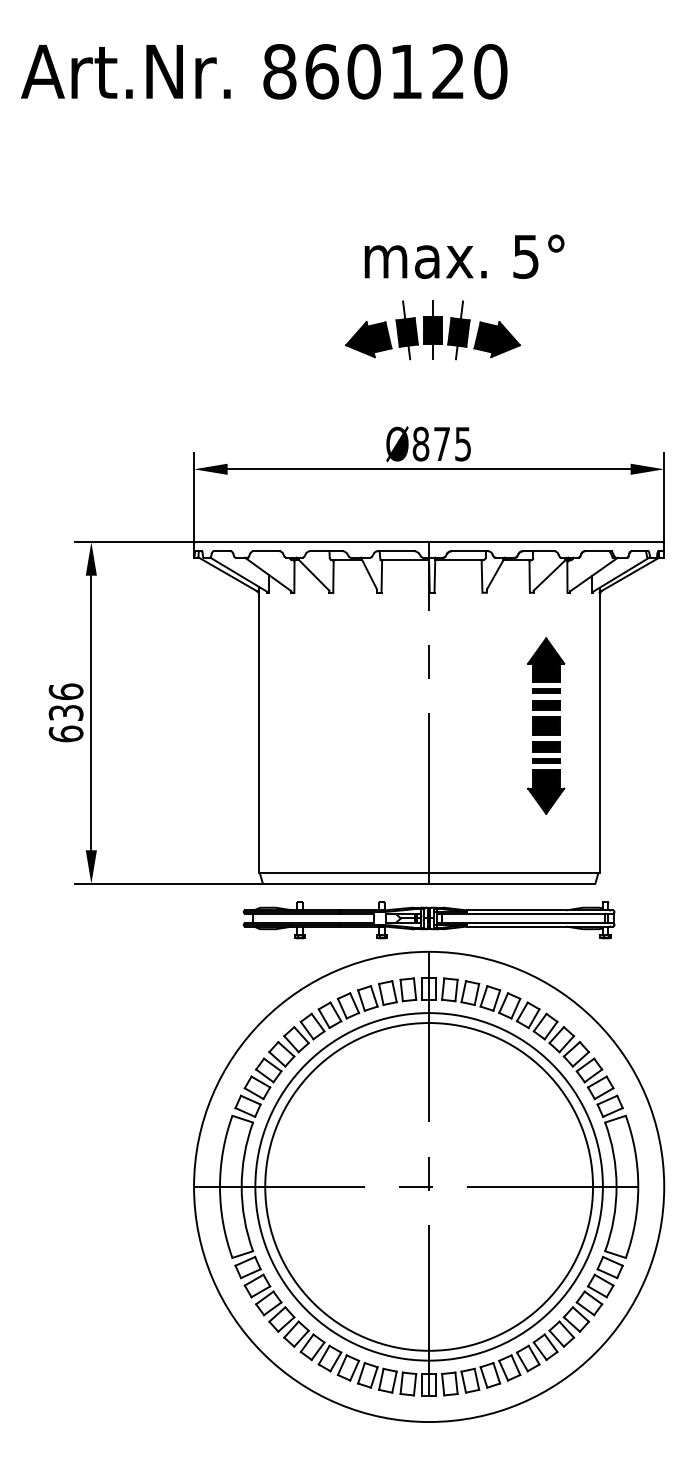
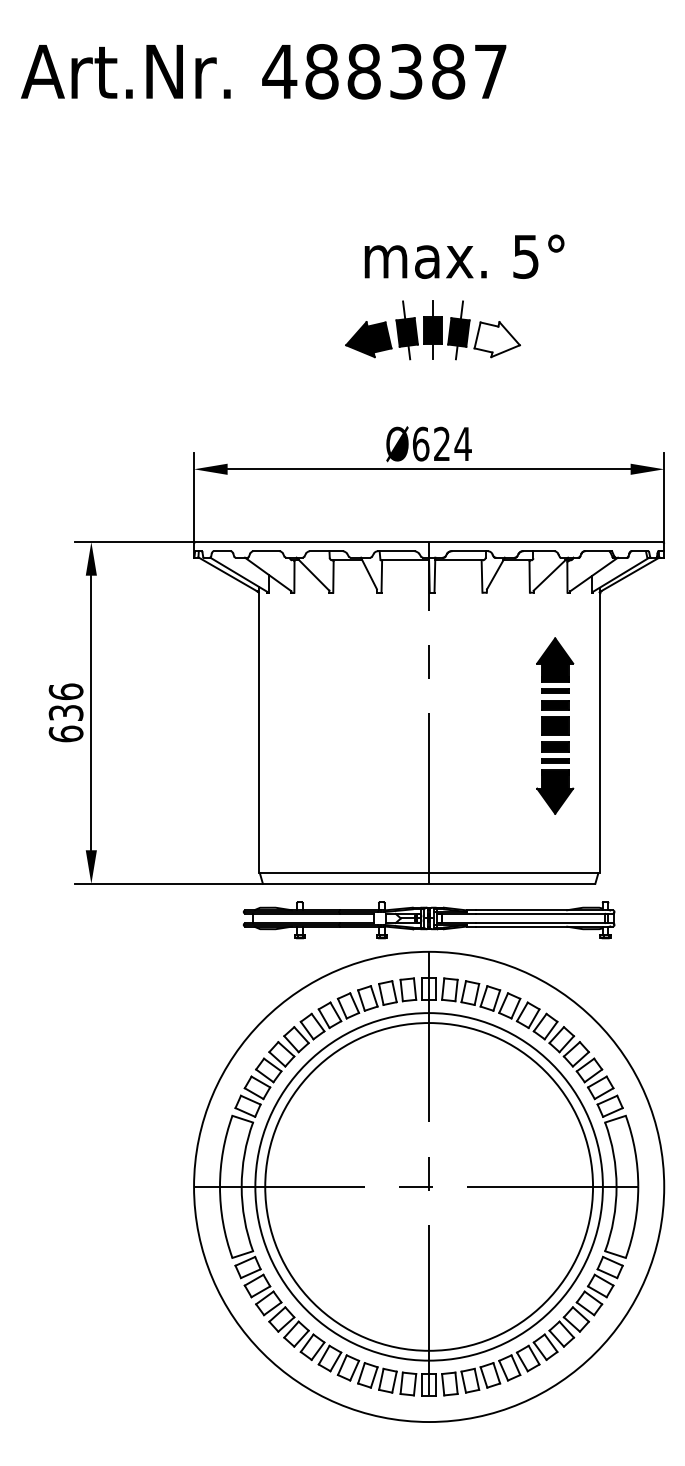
text: 860120 -> 488387 (384, 71)
fill: present -> none (496, 339)
text: Ø875 -> Ø624 (441, 443)
part position: (546, 725) -> (555, 725) (555, 725)
